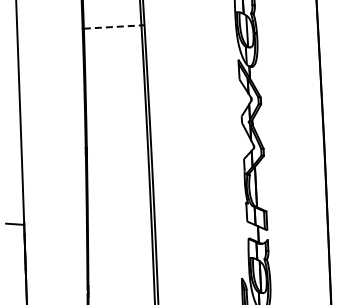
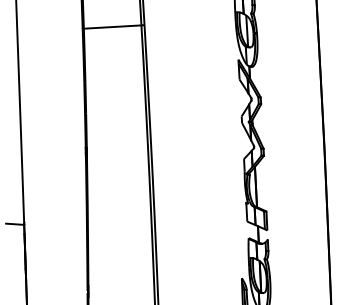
line: dashed -> solid (112, 27)
